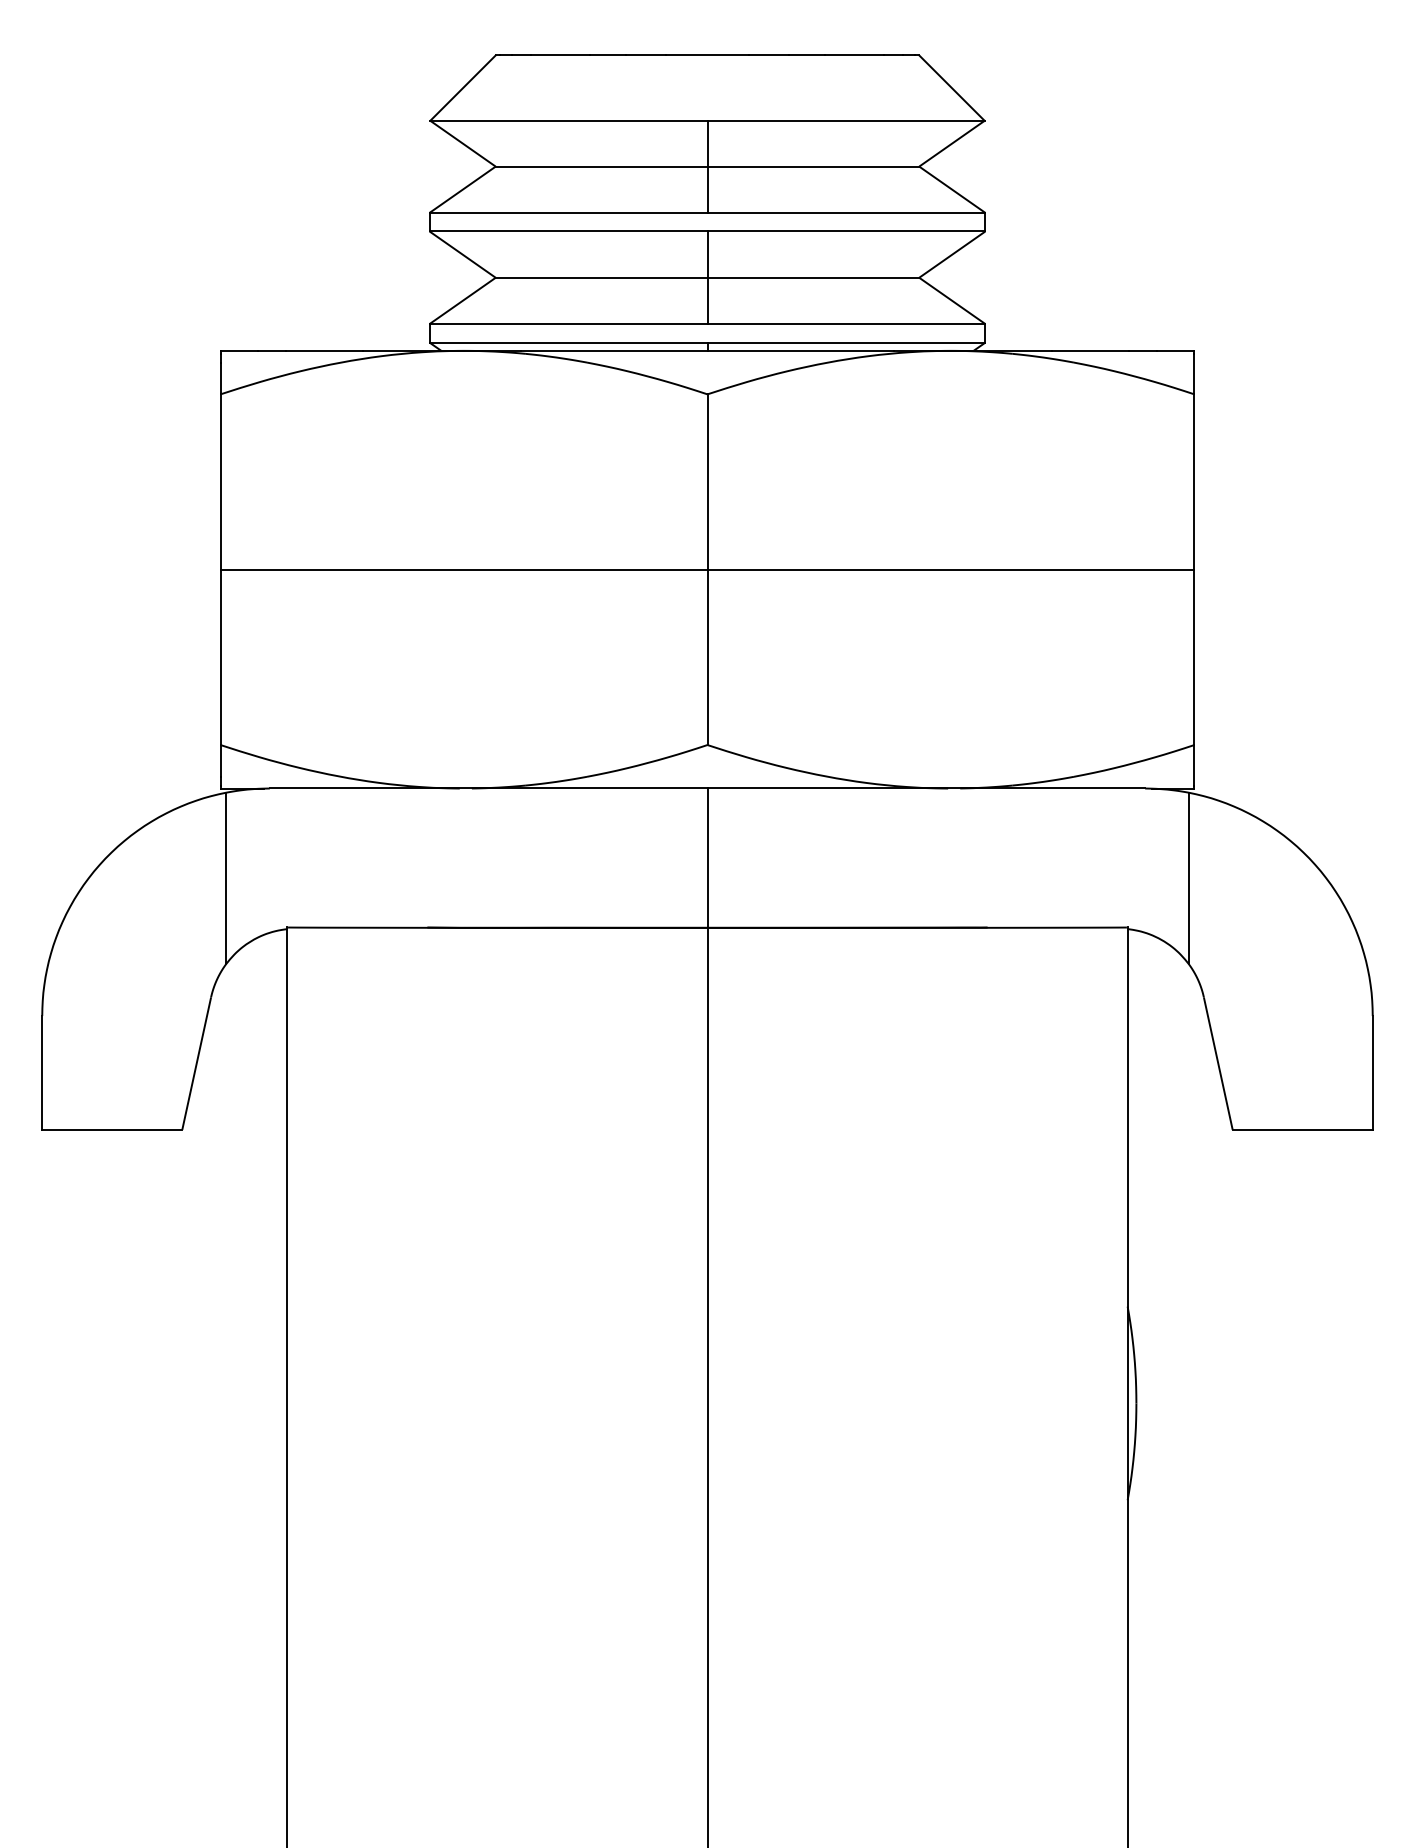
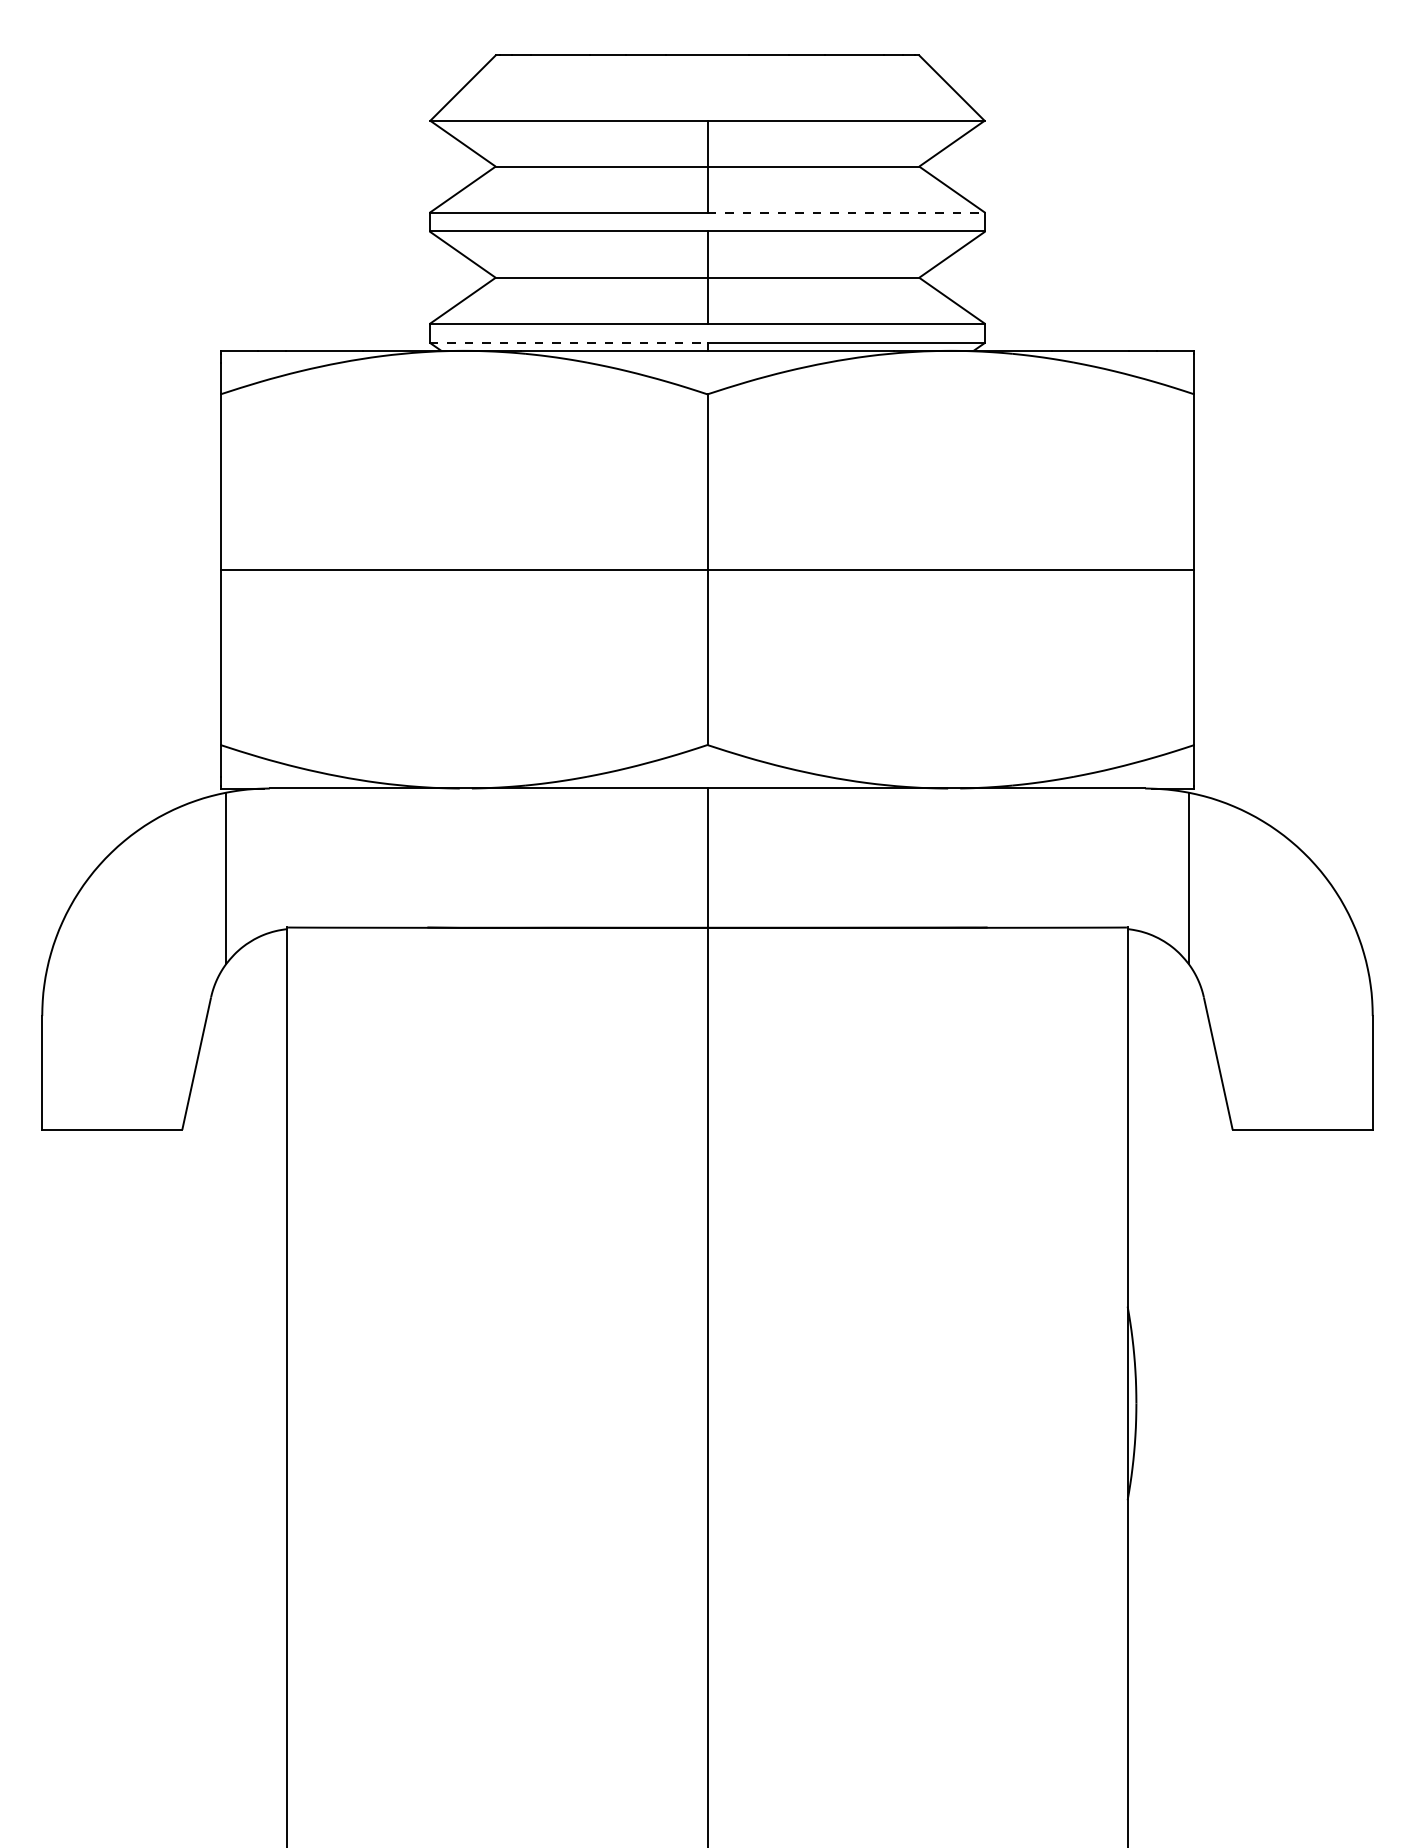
line: solid -> dashed (846, 212)
line: solid -> dashed (568, 342)
